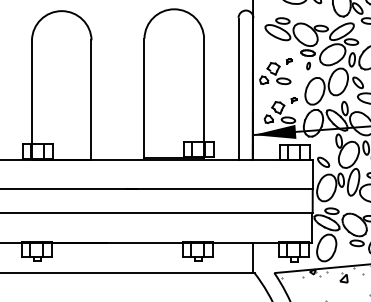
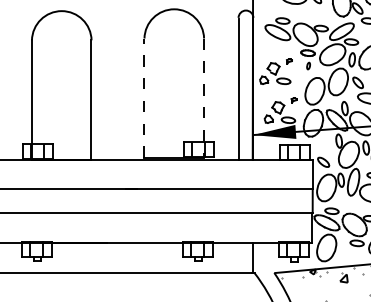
line: solid -> dashed (144, 98)
line: solid -> dashed (203, 98)
